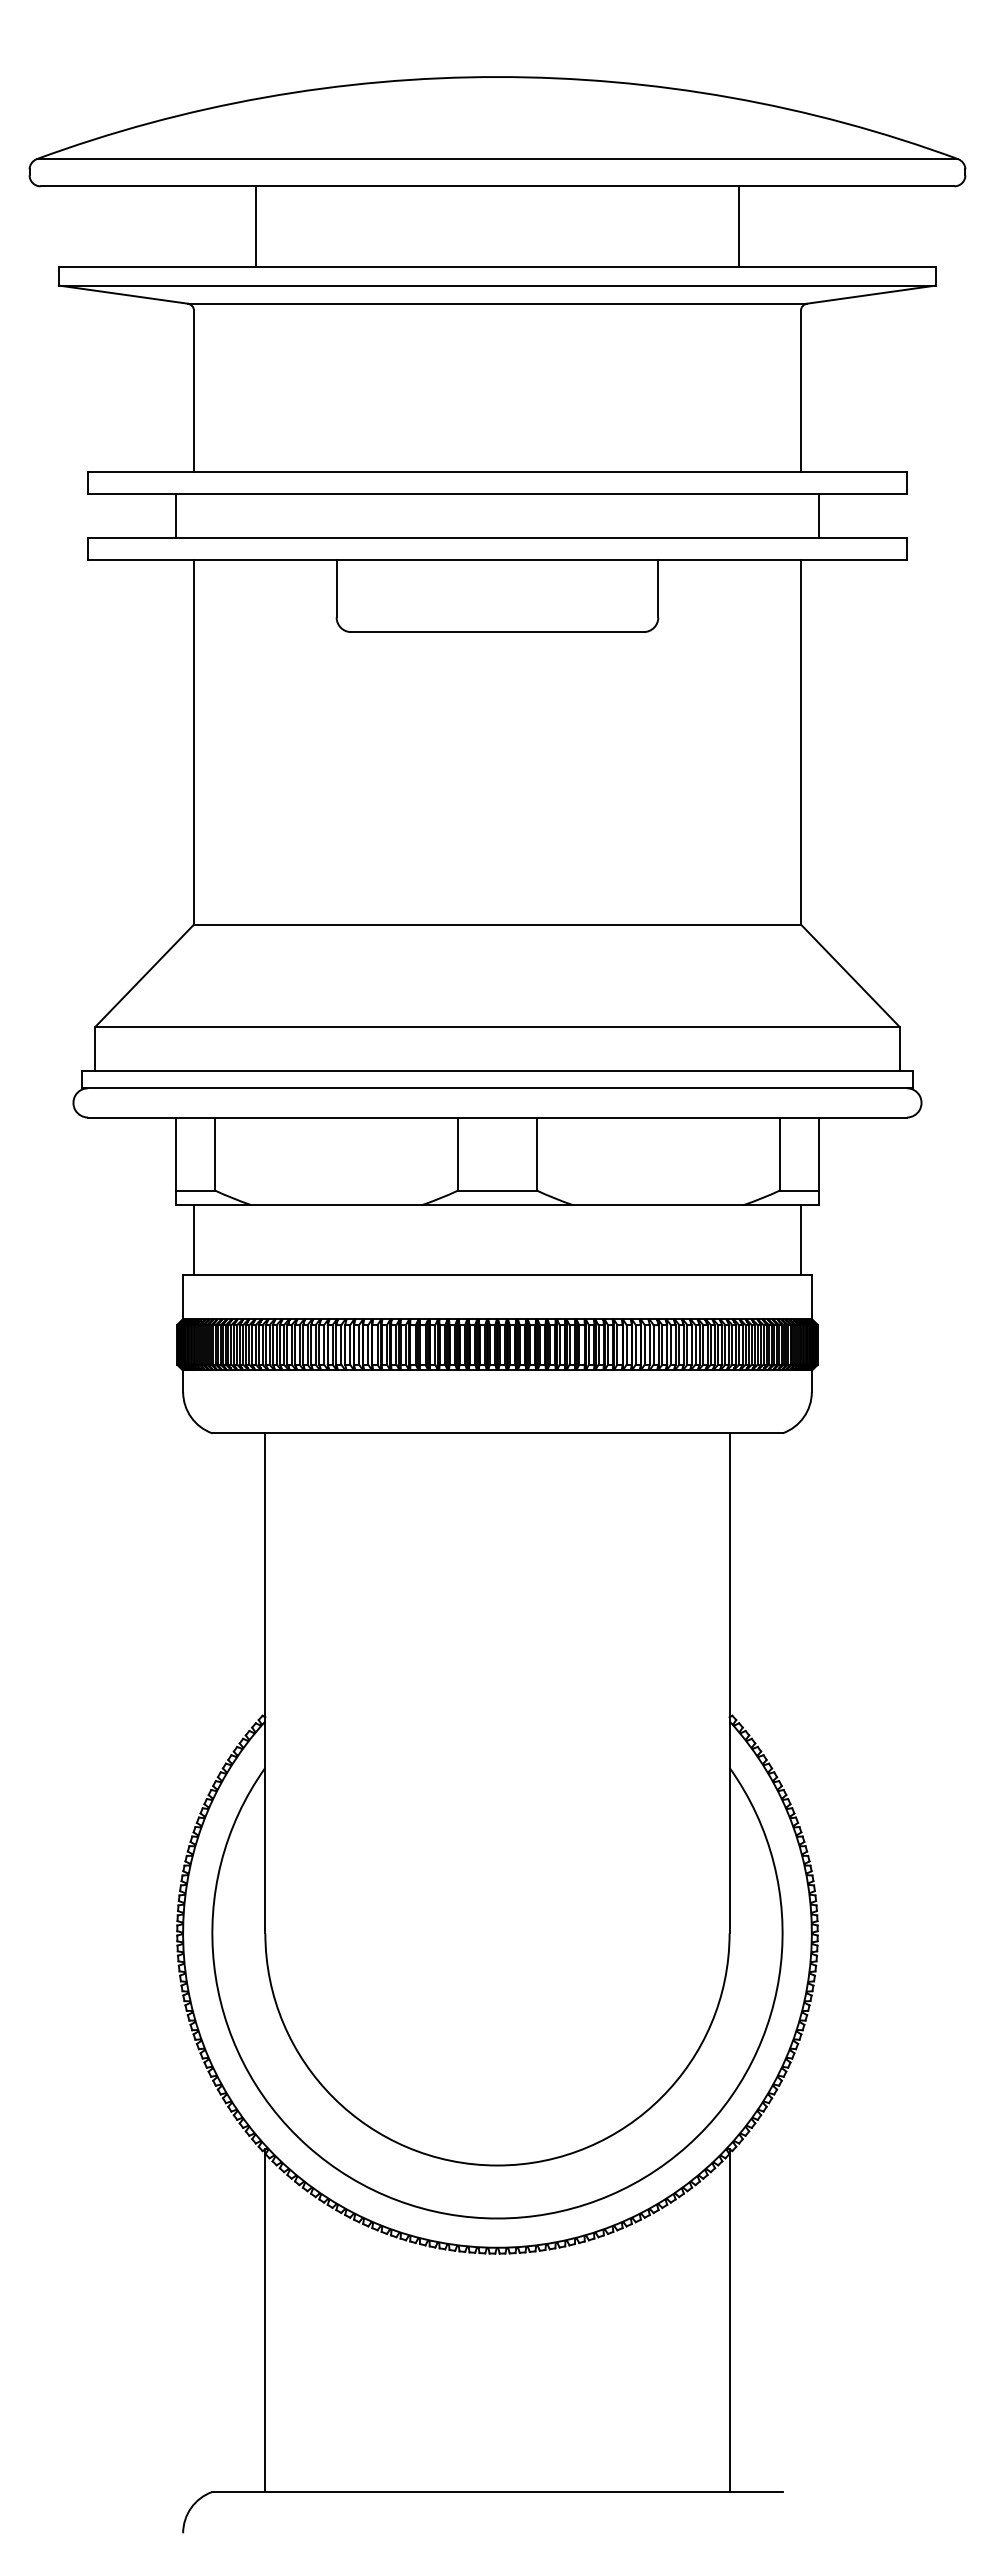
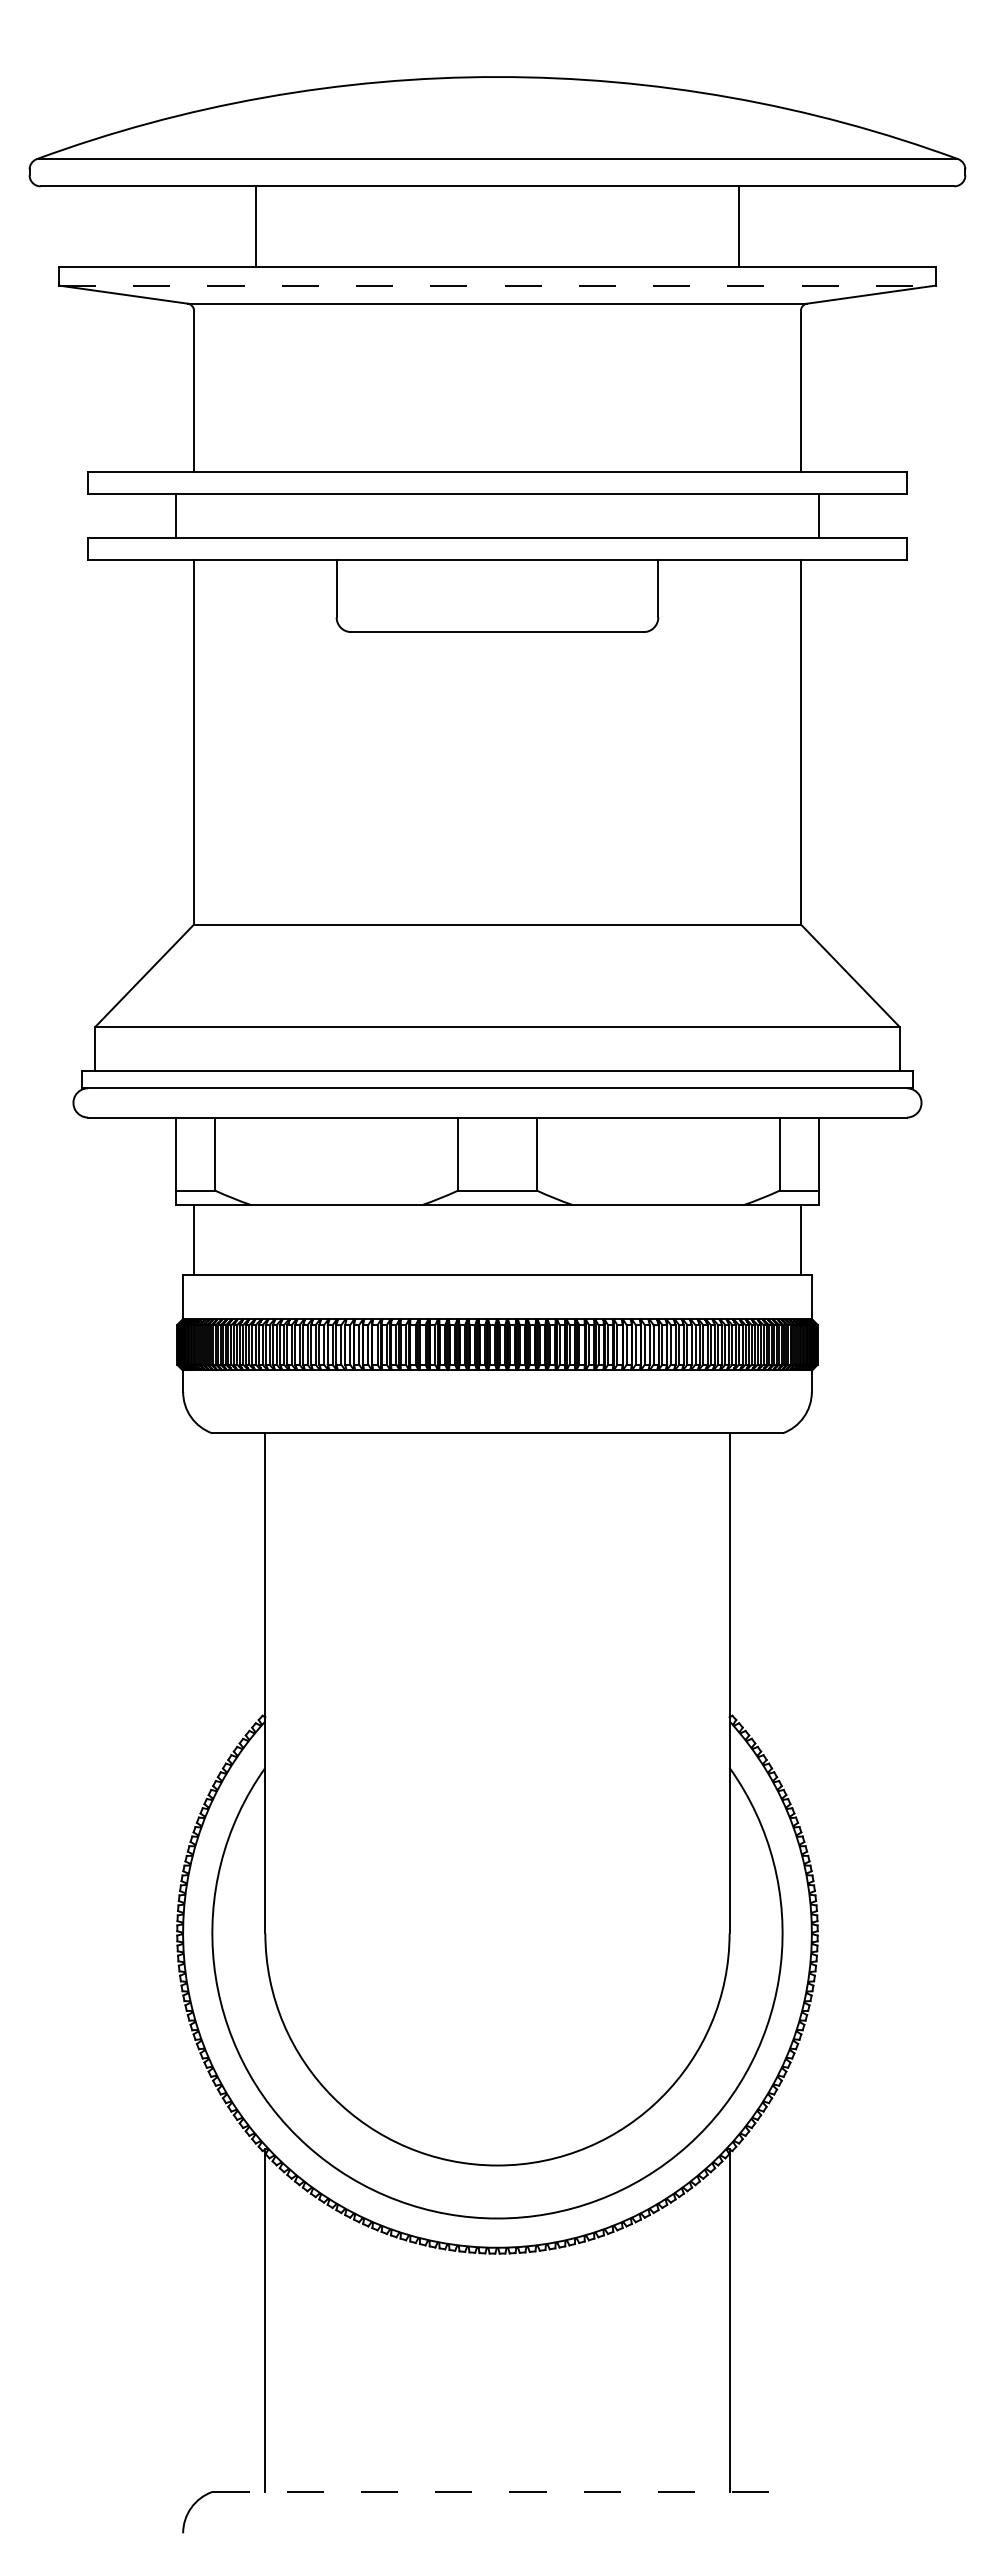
line: solid -> dashed (497, 285)
line: solid -> dashed (498, 2491)
